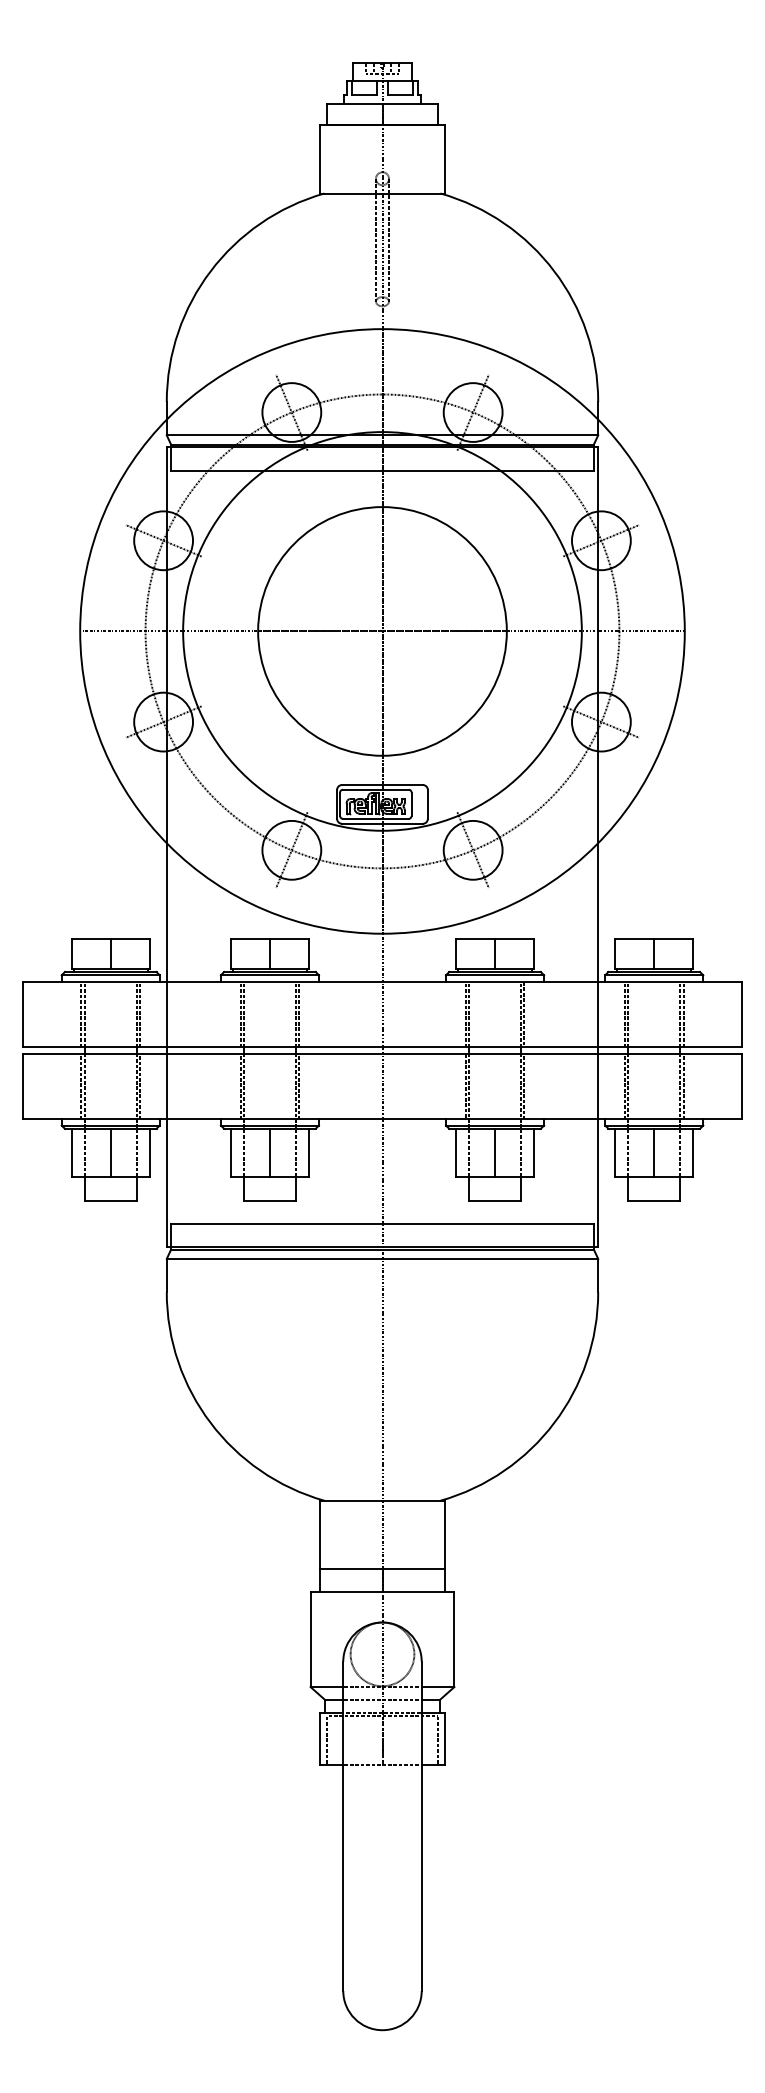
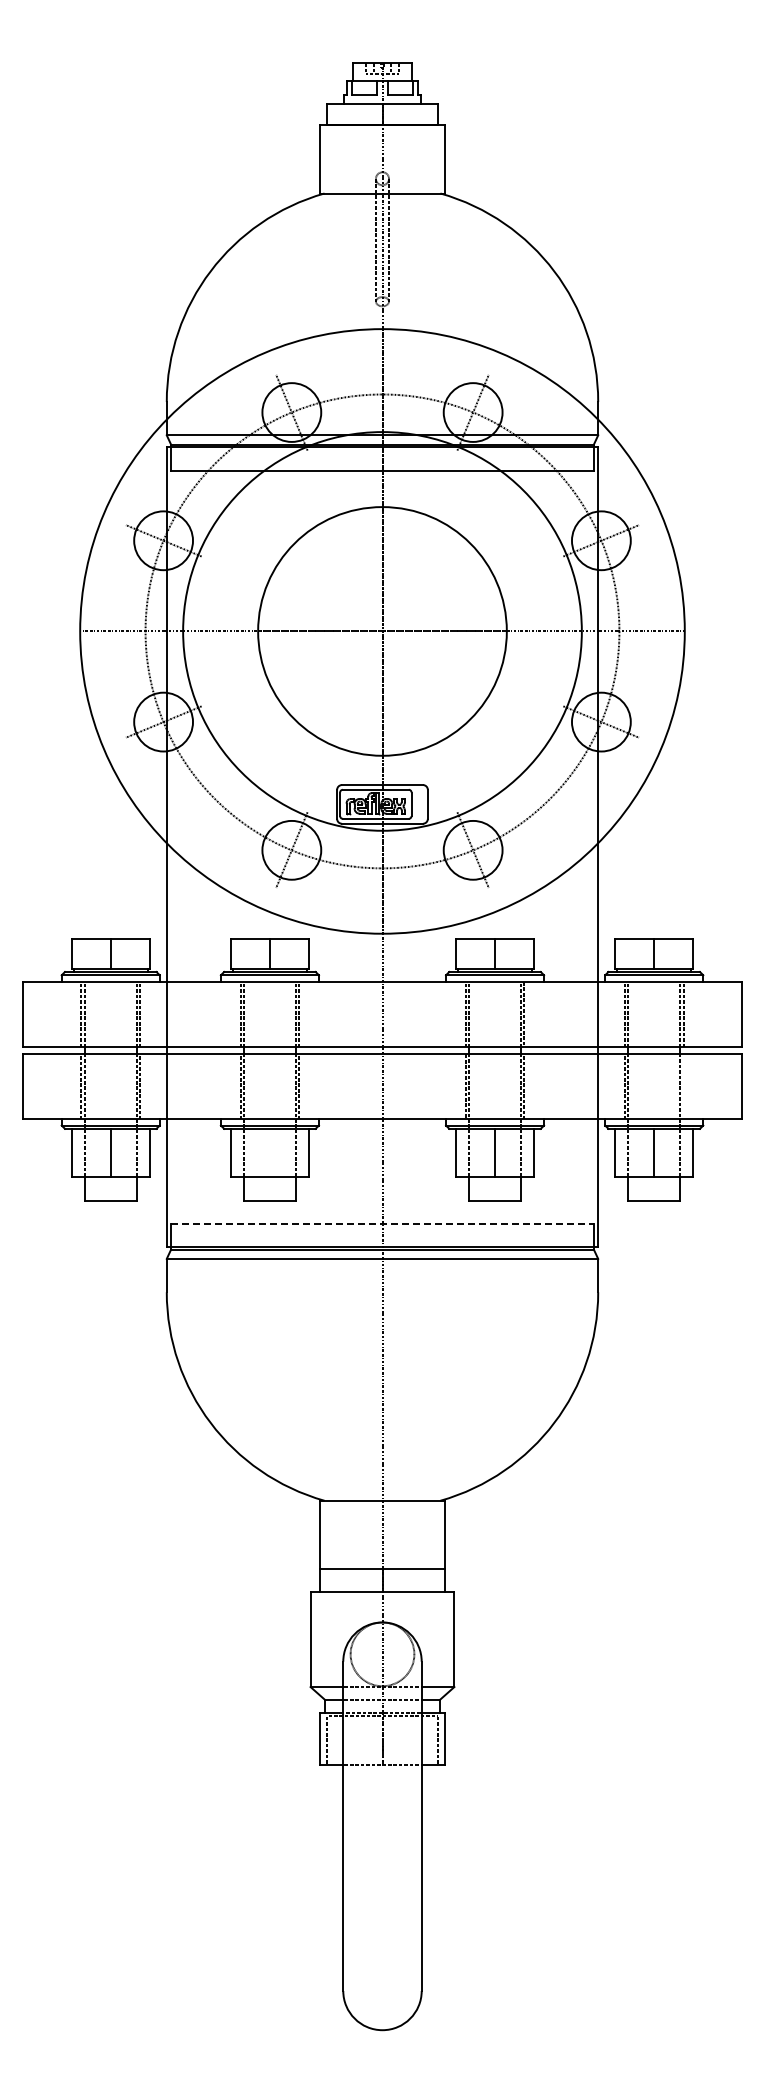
line: present -> none (683, 1086)
line: present -> none (269, 1152)
line: solid -> dashed (382, 1223)
